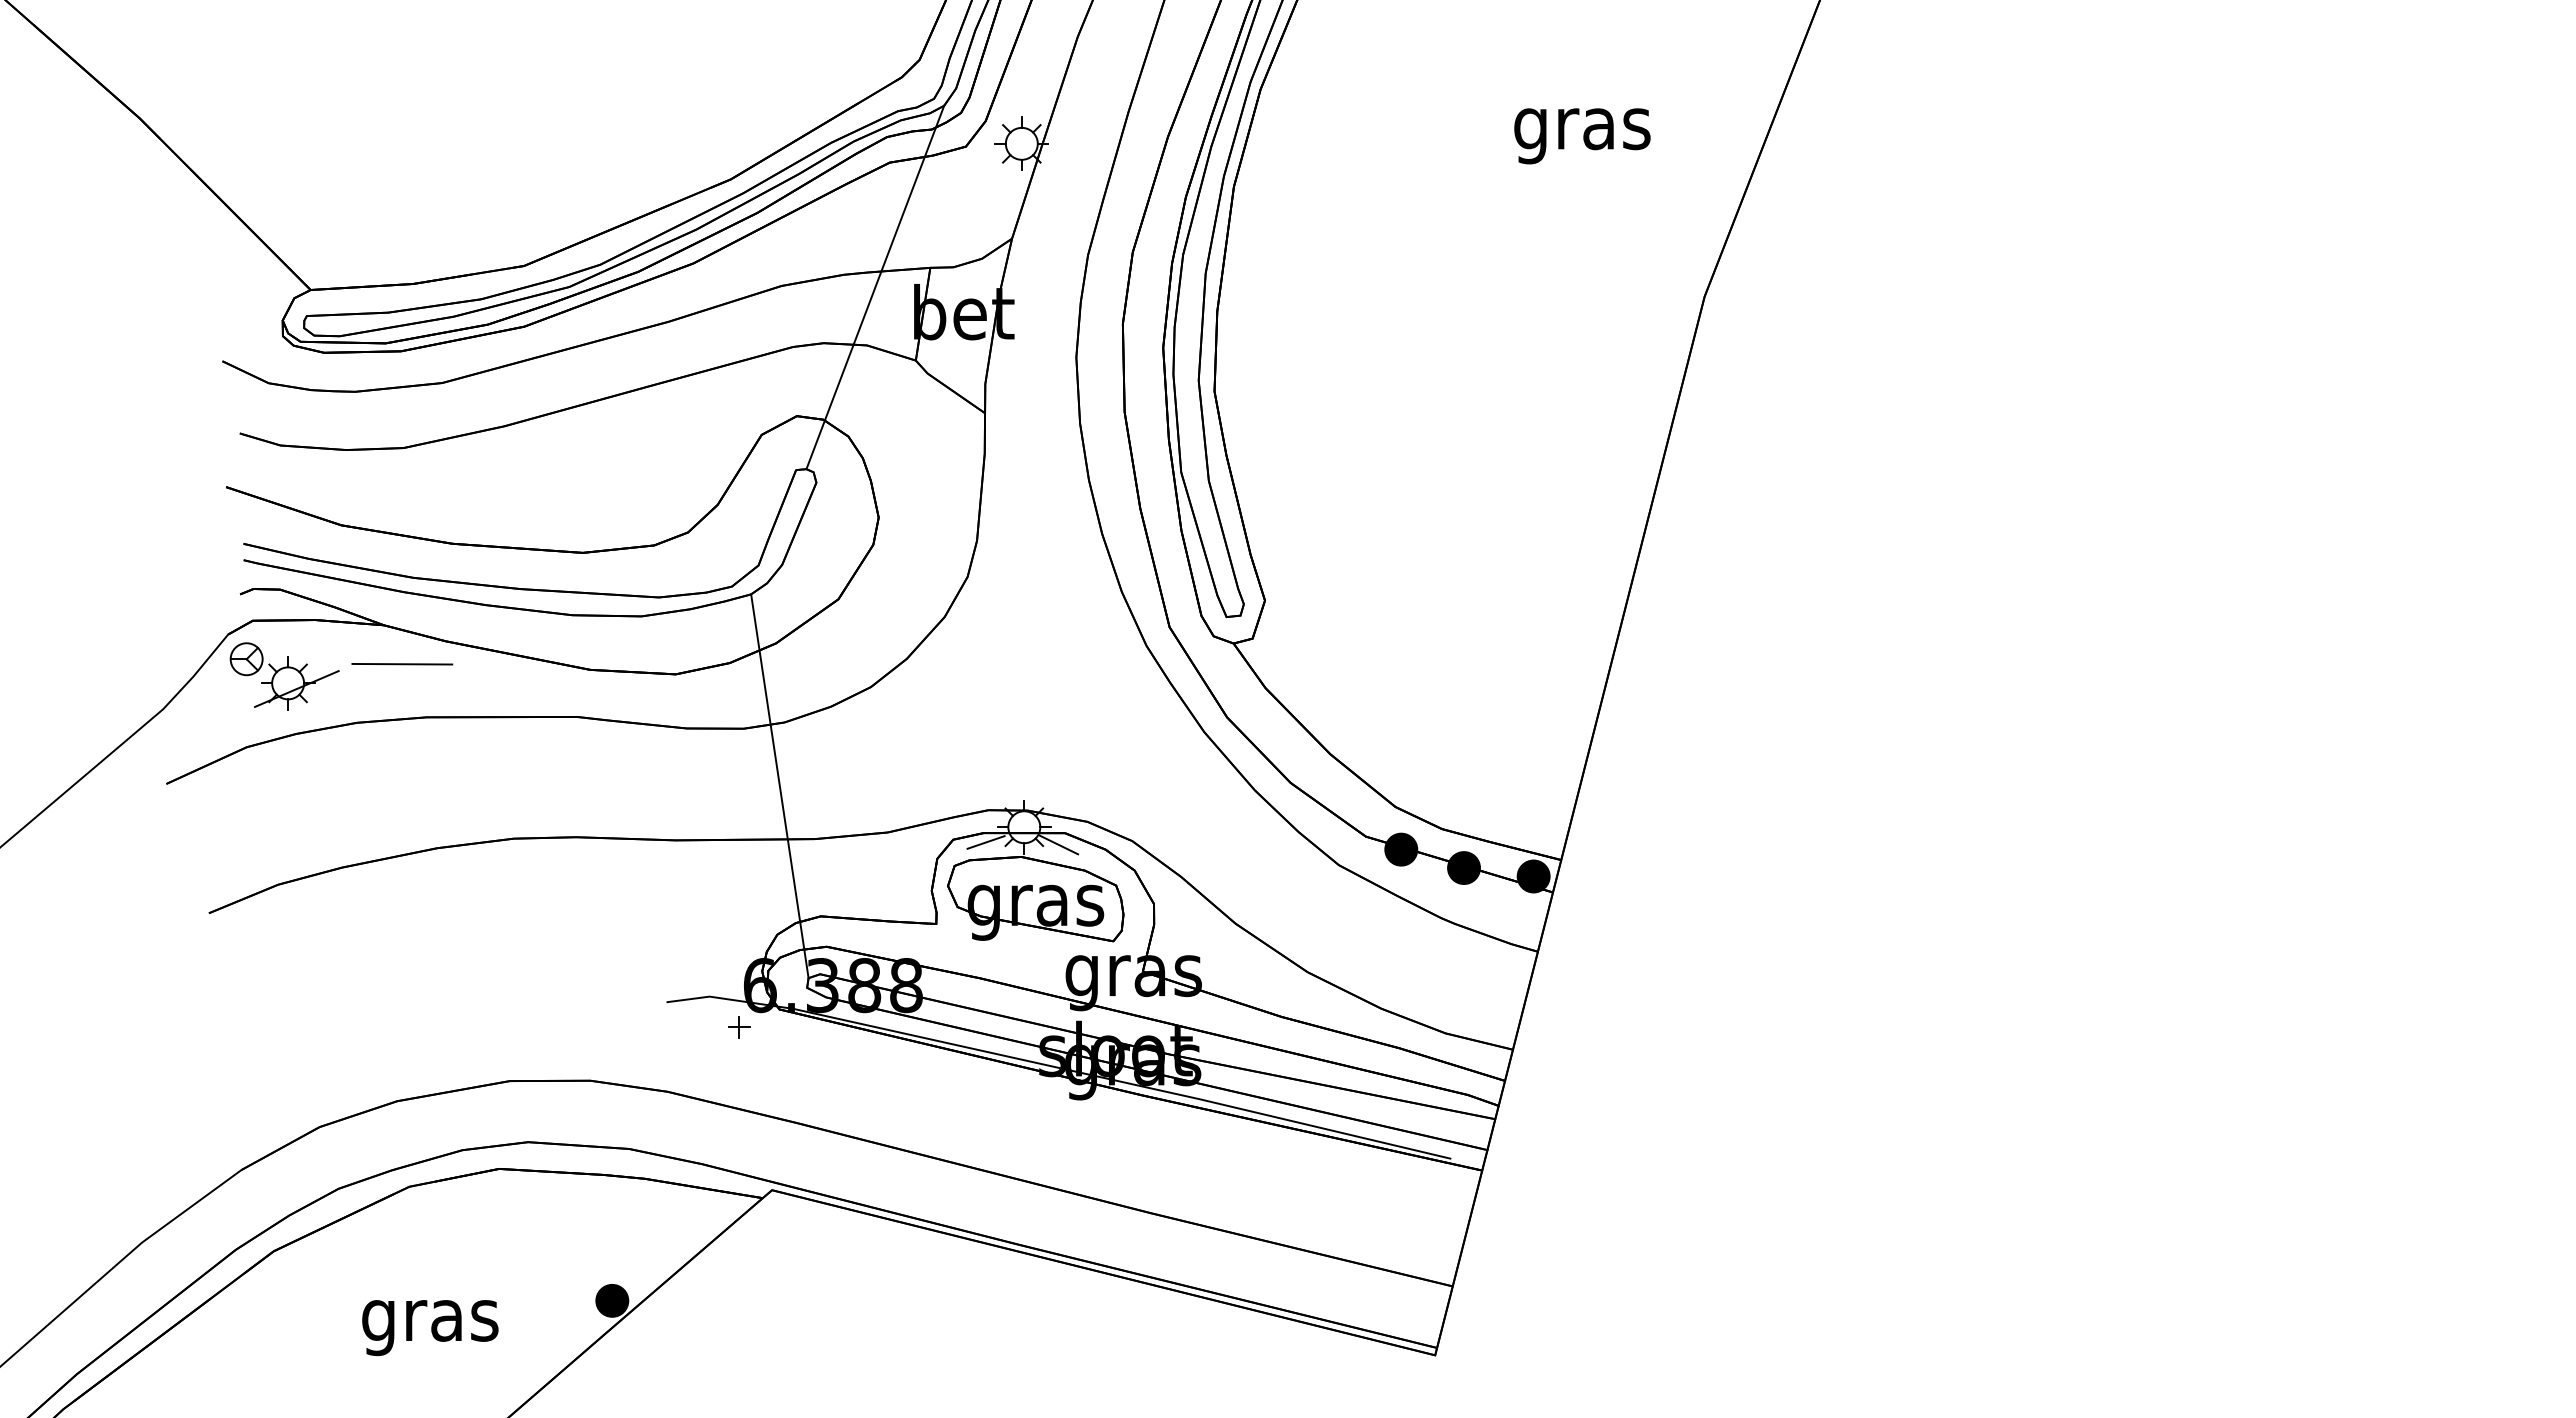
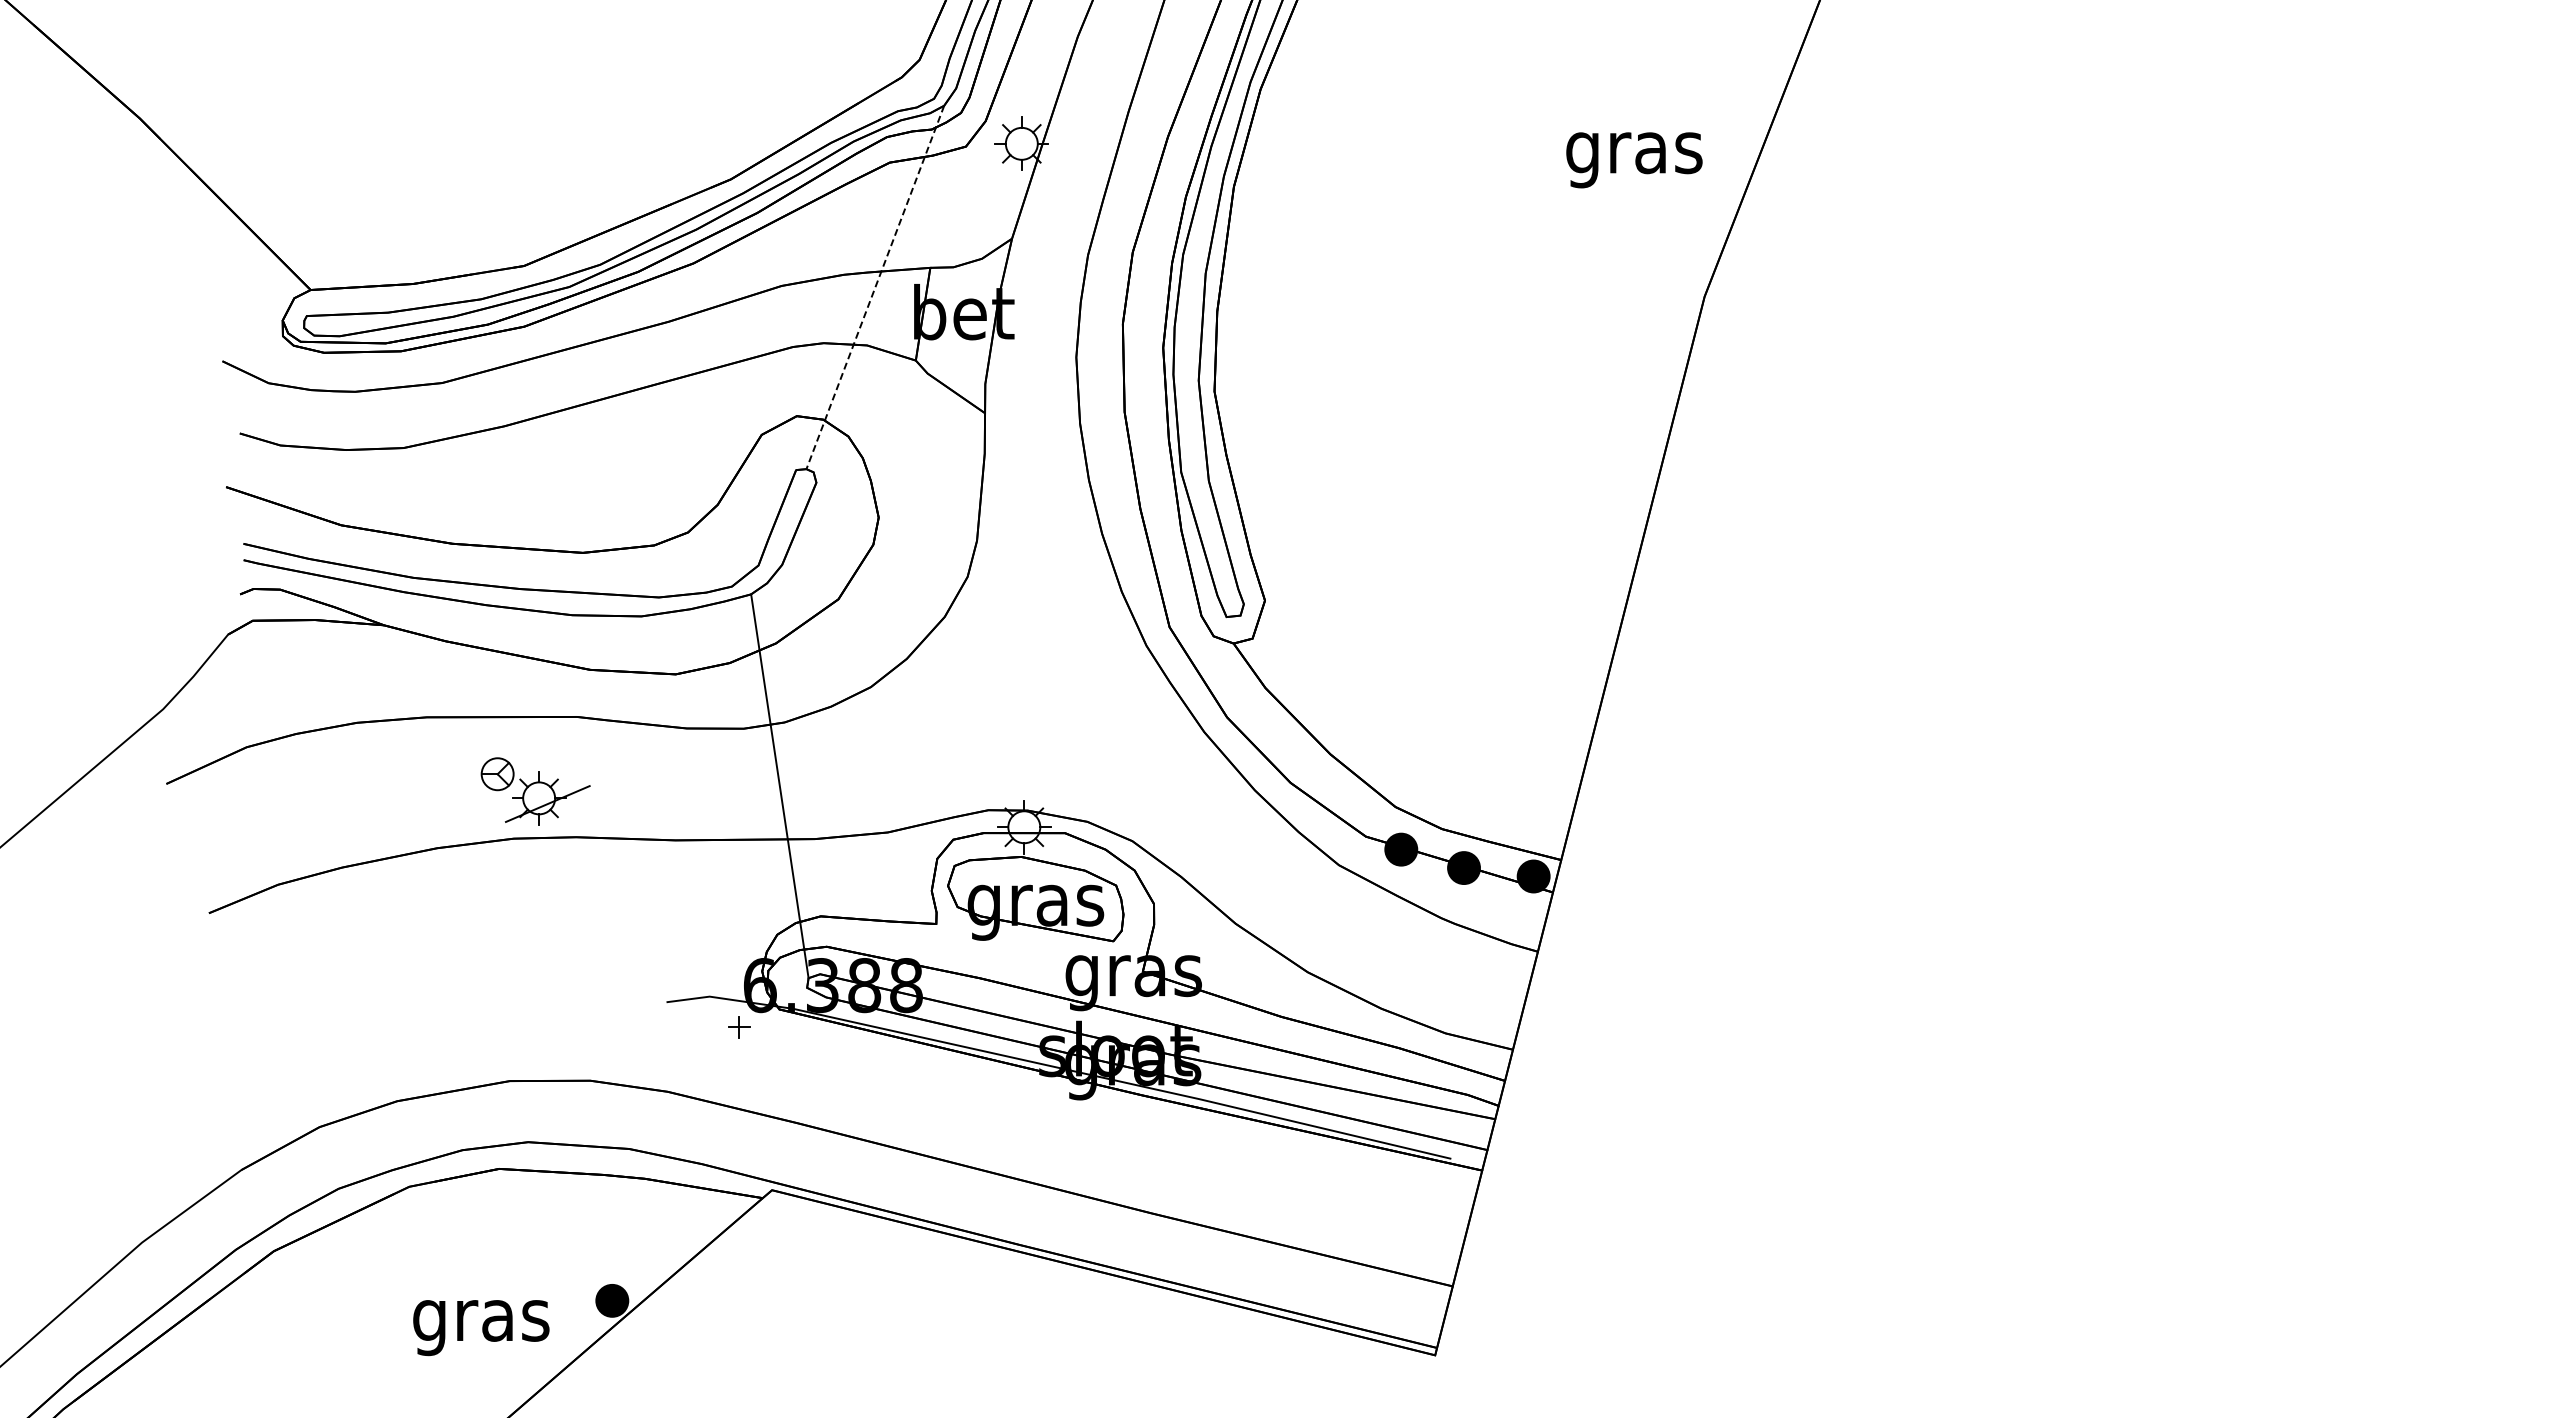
text position: (1582, 136) -> (1634, 160) (1634, 160)
line: solid -> dashed (875, 287)
line: present -> none (402, 663)
part position: (284, 676) -> (535, 791) (535, 791)
line: present -> none (985, 842)
line: present -> none (1058, 844)
text position: (430, 1328) -> (481, 1328) (481, 1328)
